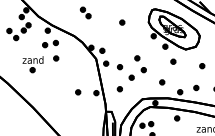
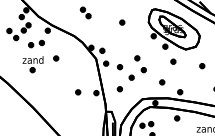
part position: (50, 43) -> (36, 43) (36, 43)
part: present -> none (196, 87)
